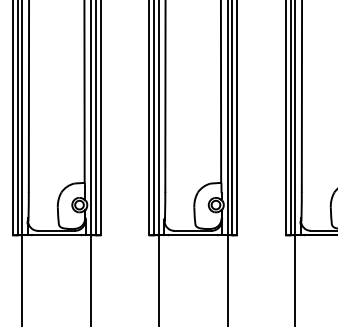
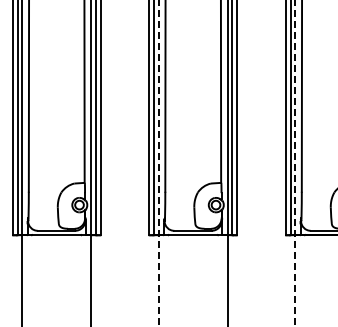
line: solid -> dashed (158, 163)
line: solid -> dashed (295, 163)
